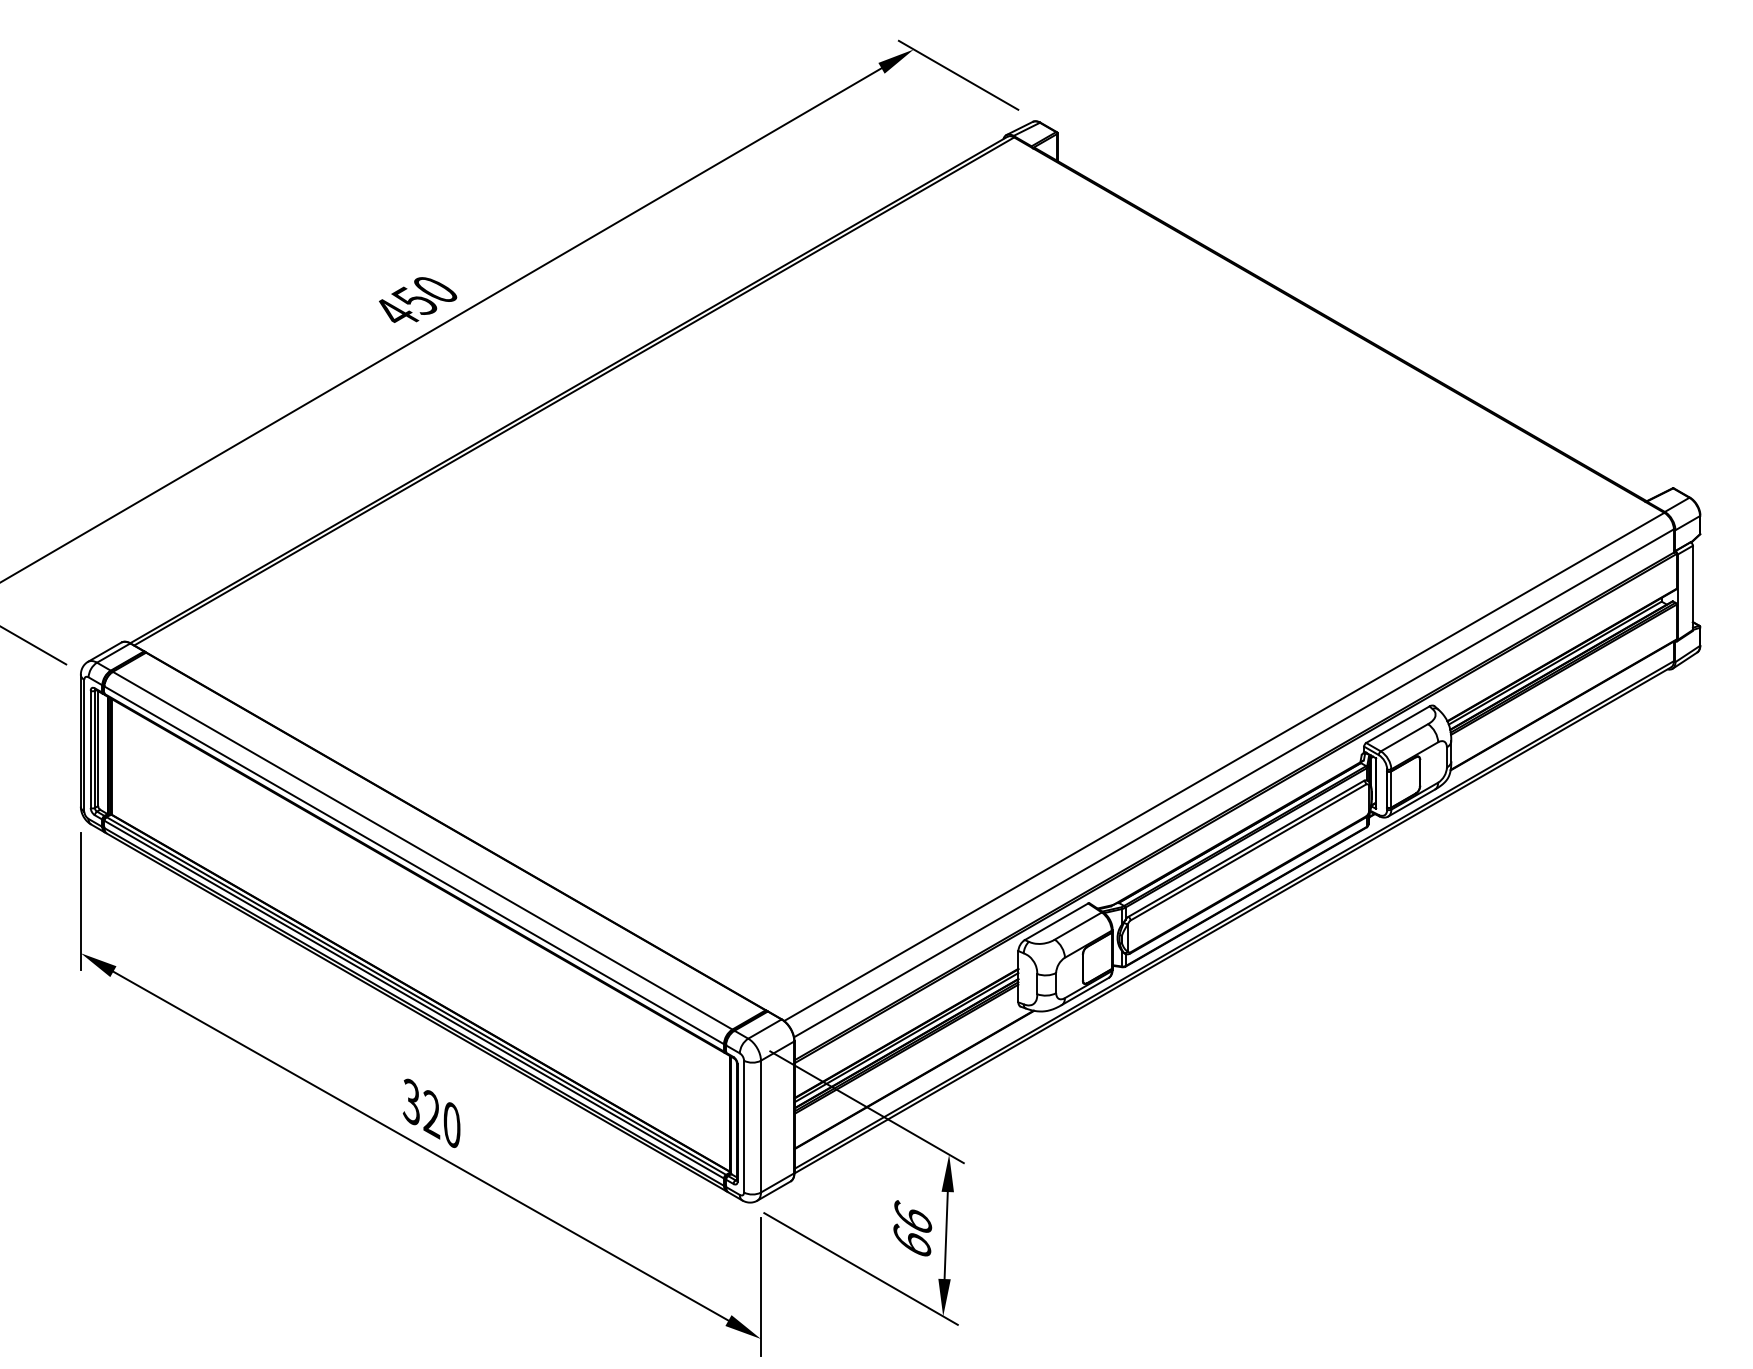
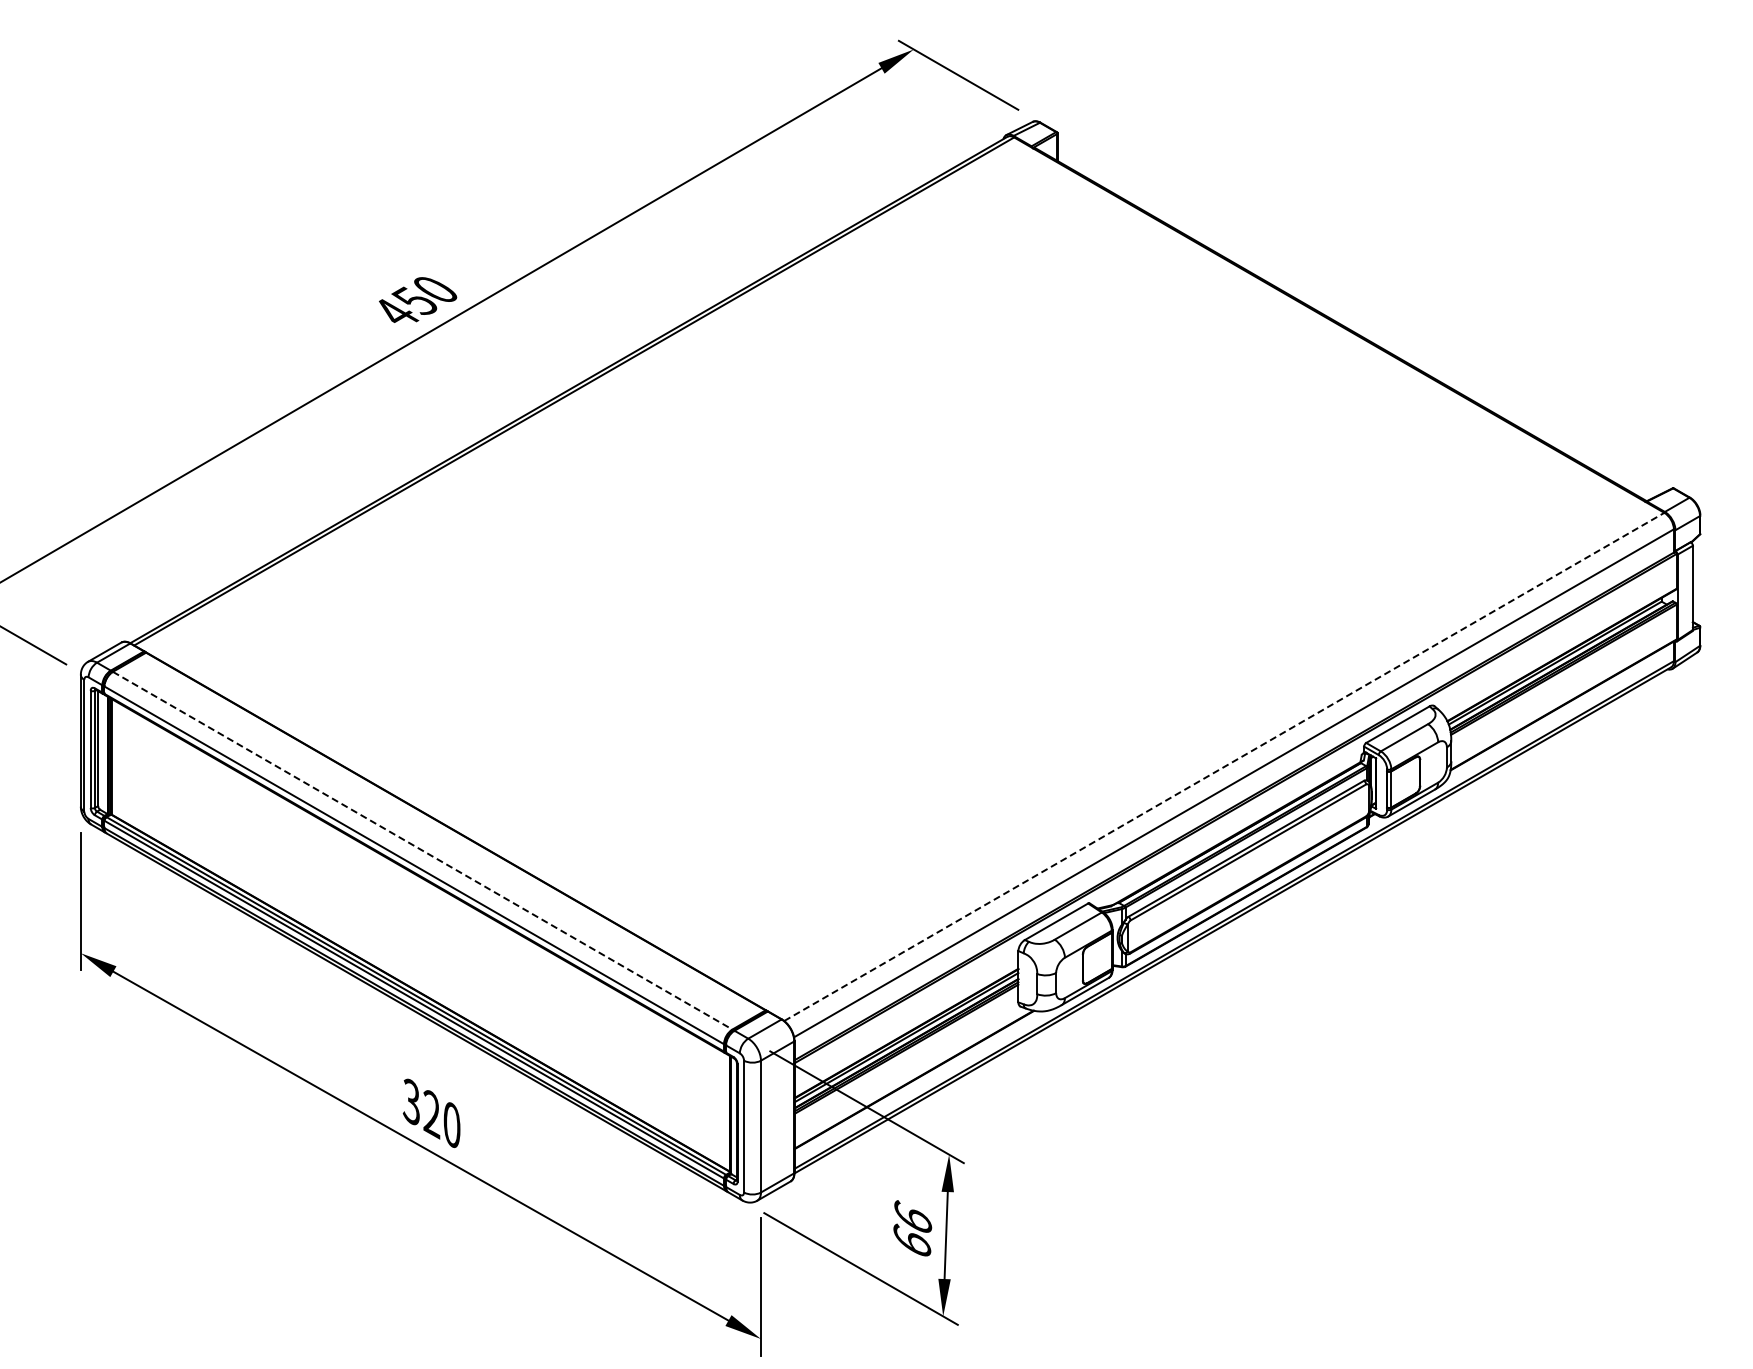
line: solid -> dashed (1224, 766)
line: solid -> dashed (422, 850)
